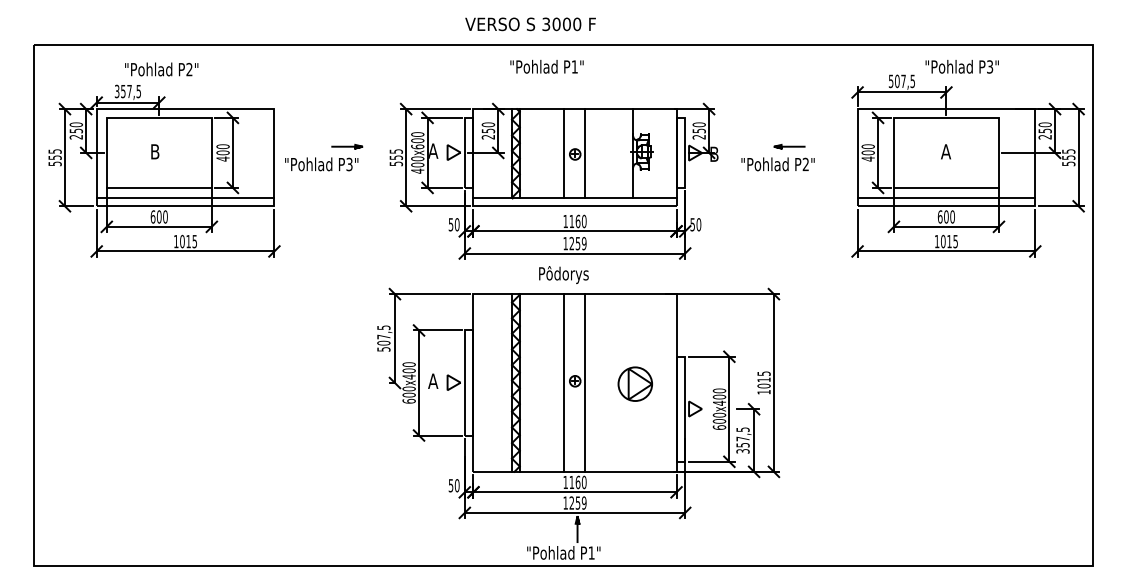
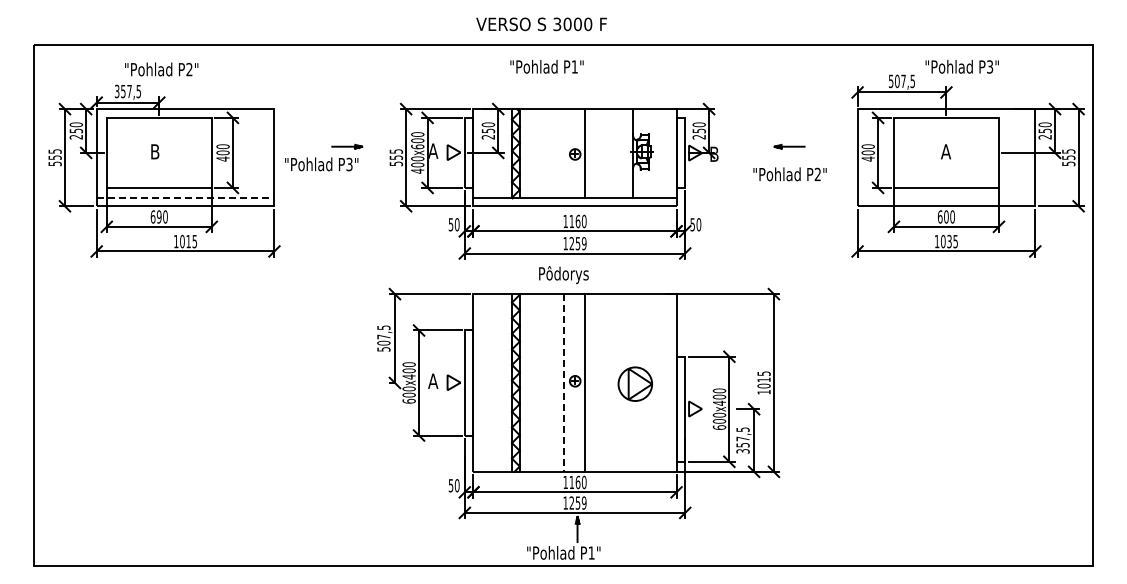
text position: (530, 24) -> (541, 24) (541, 24)
line: present -> none (564, 153)
text position: (777, 164) -> (789, 174) (789, 174)
line: solid -> dashed (185, 198)
line: present -> none (946, 198)
text: 600 -> 690 (158, 216)
text: 1015 -> 1035 (949, 241)
line: solid -> dashed (564, 383)
